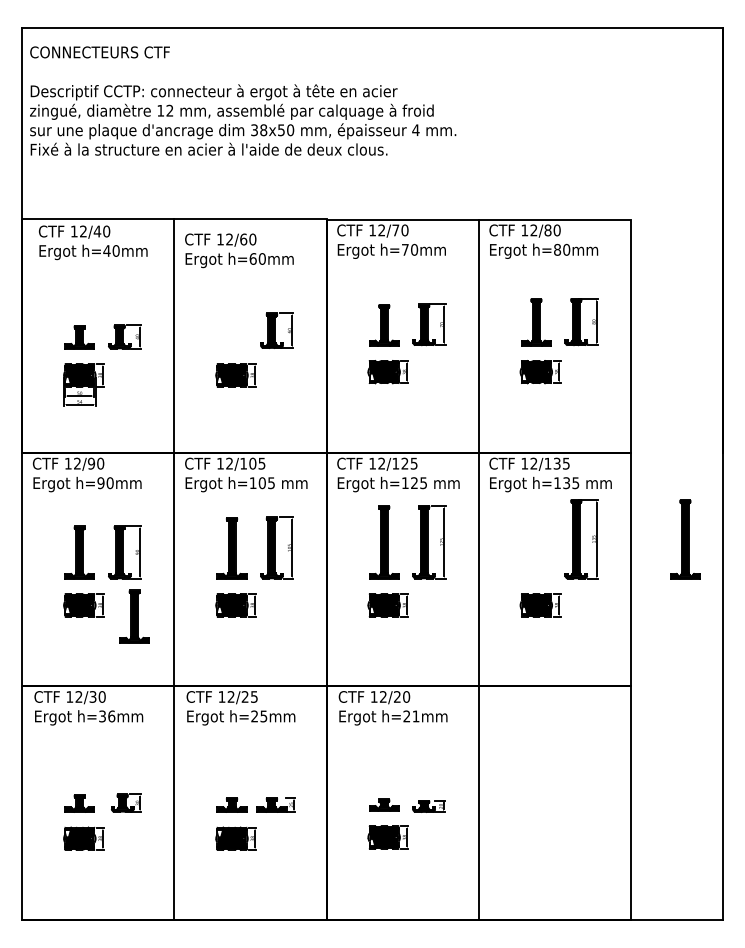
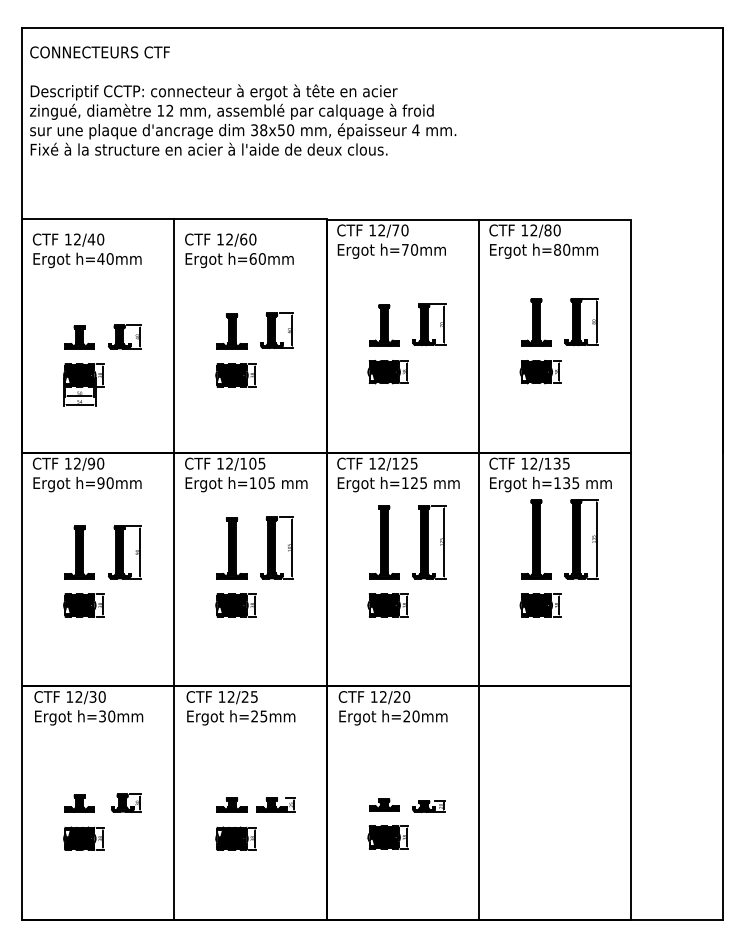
text position: (92, 242) -> (86, 250) (86, 250)
part: none -> present (231, 331)
part position: (685, 539) -> (536, 539) (536, 539)
part: present -> none (134, 616)
text: h=36mm -> h=30mm (111, 715)
text: h=21mm -> h=20mm (415, 716)
